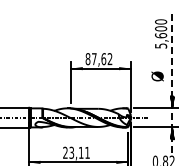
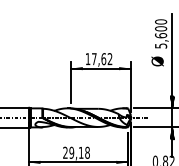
text: 87,62 -> 17,62 (87, 59)
text position: (157, 76) -> (157, 61) (157, 61)
line: dashed -> solid (172, 85)
text: 23,11 -> 29,18 (79, 152)
